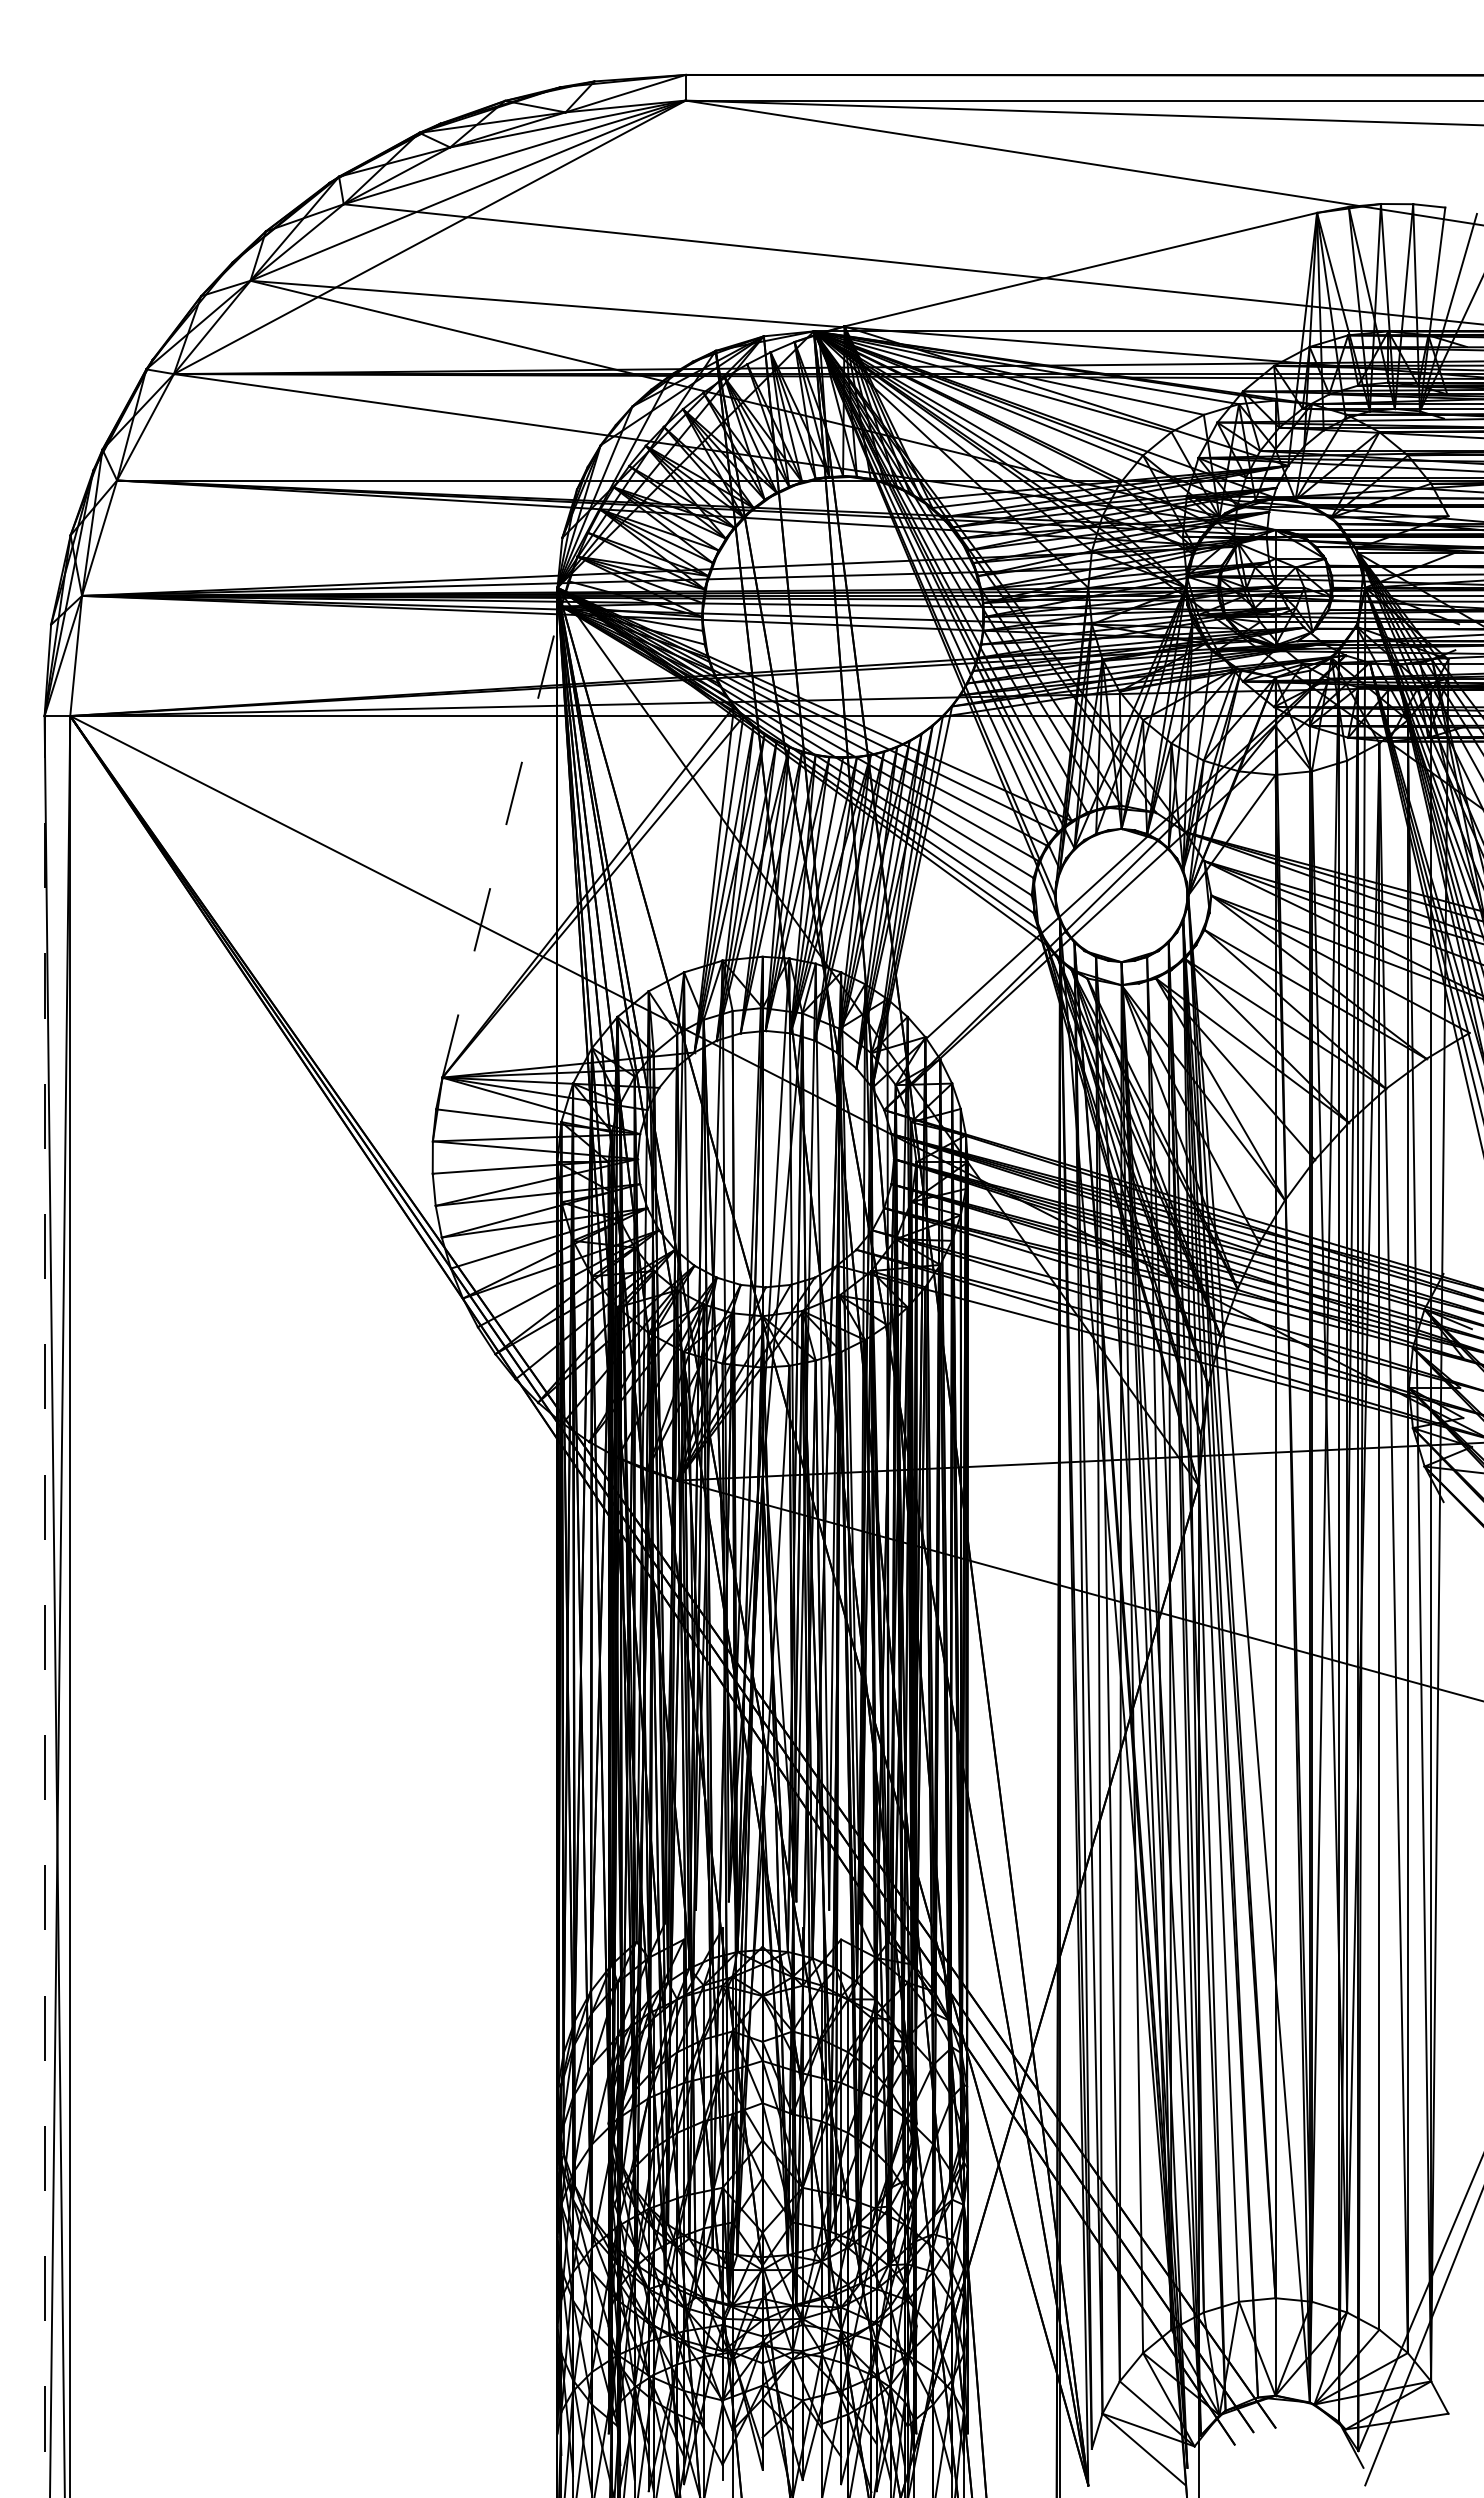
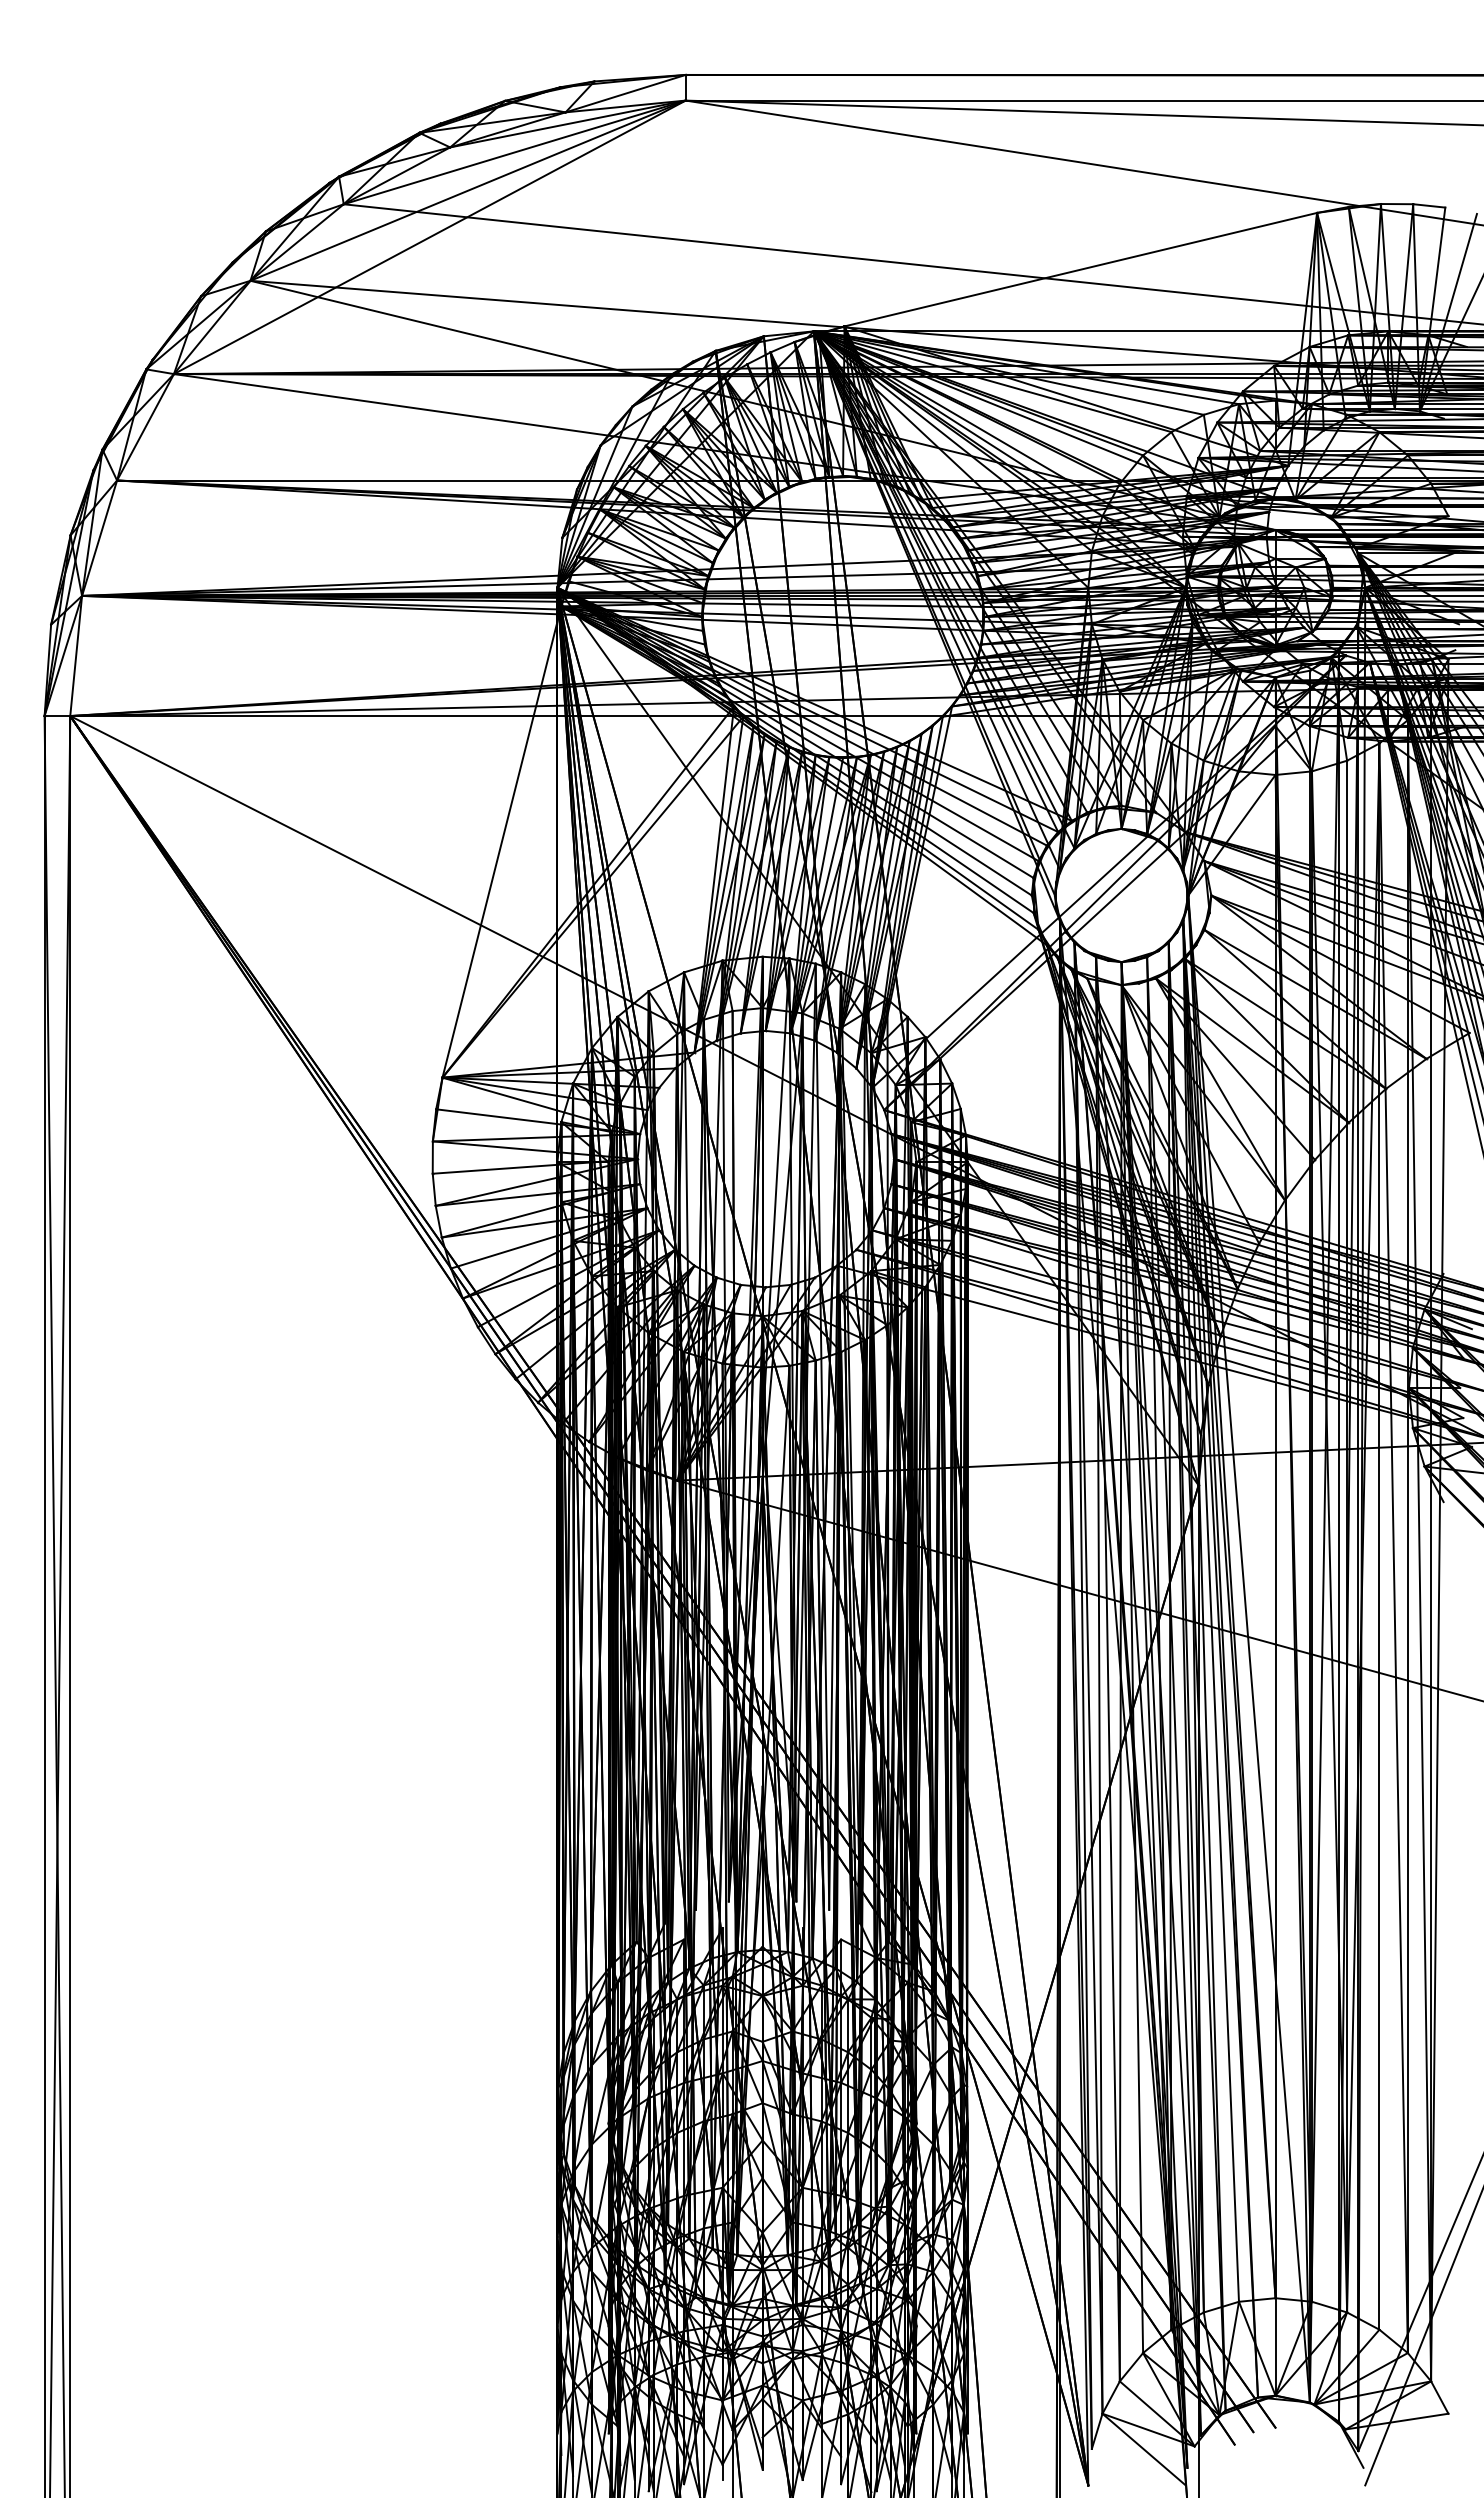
line: dashed -> solid (501, 842)
line: dashed -> solid (44, 1606)
